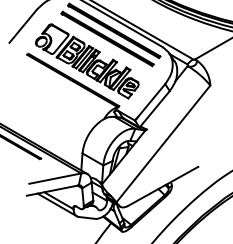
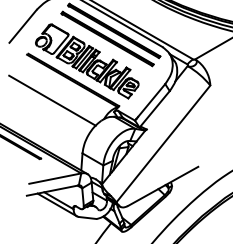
line: none -> present (52, 100)
